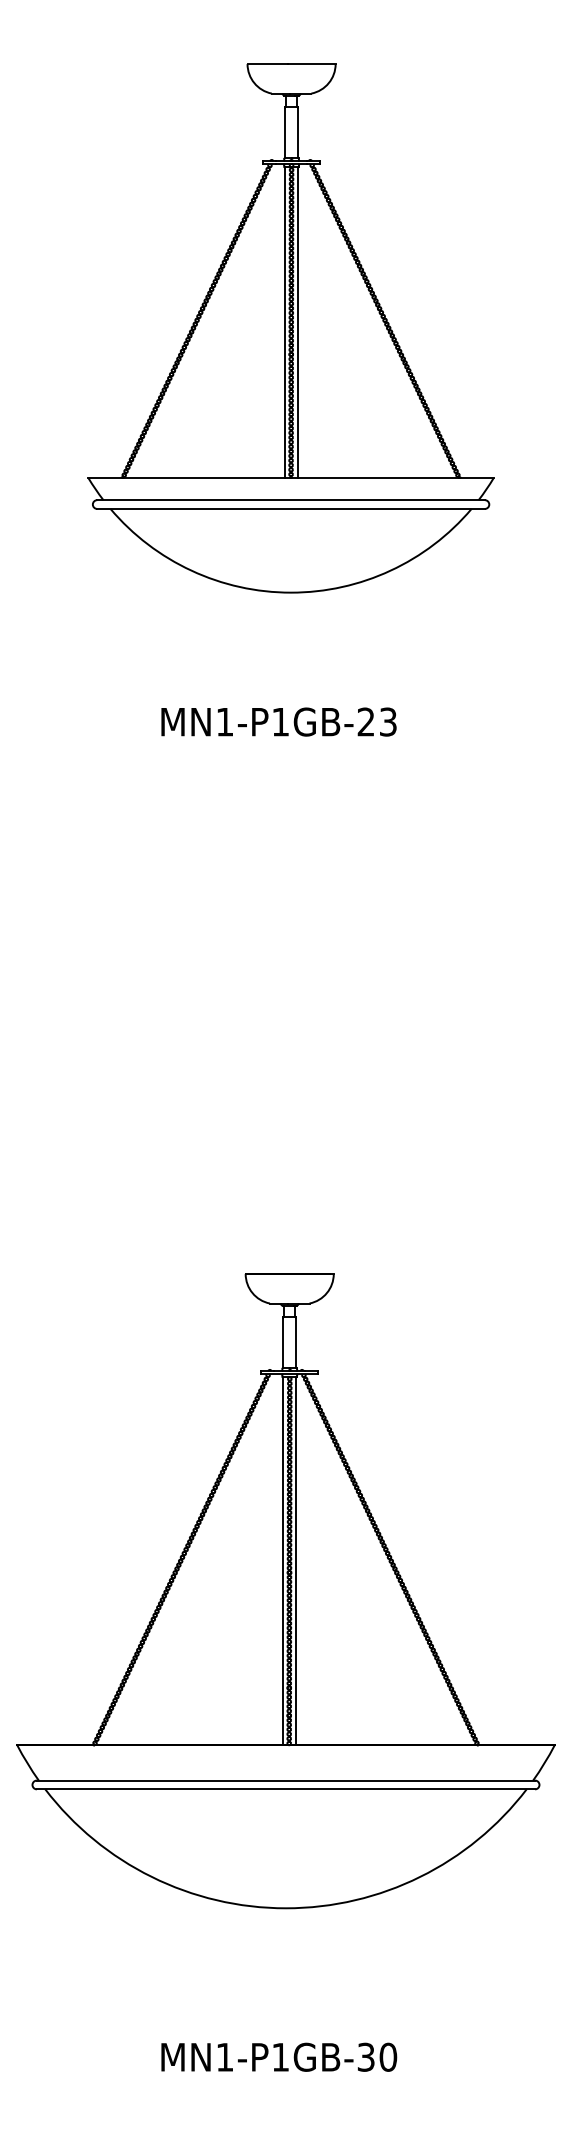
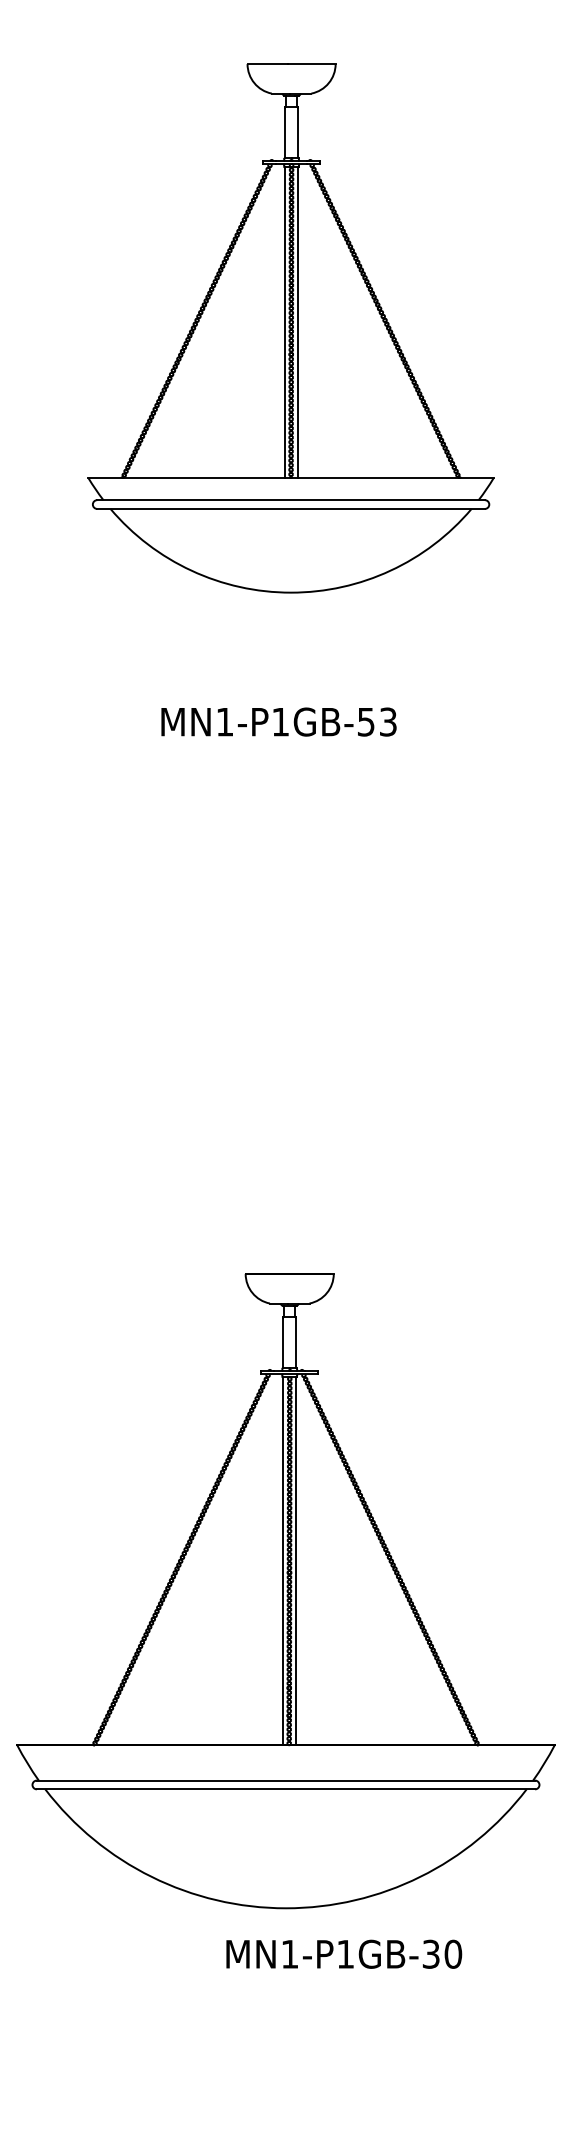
text: MN1-P1GB-23 -> MN1-P1GB-53 (365, 721)
text position: (279, 2056) -> (344, 1953) (344, 1953)
